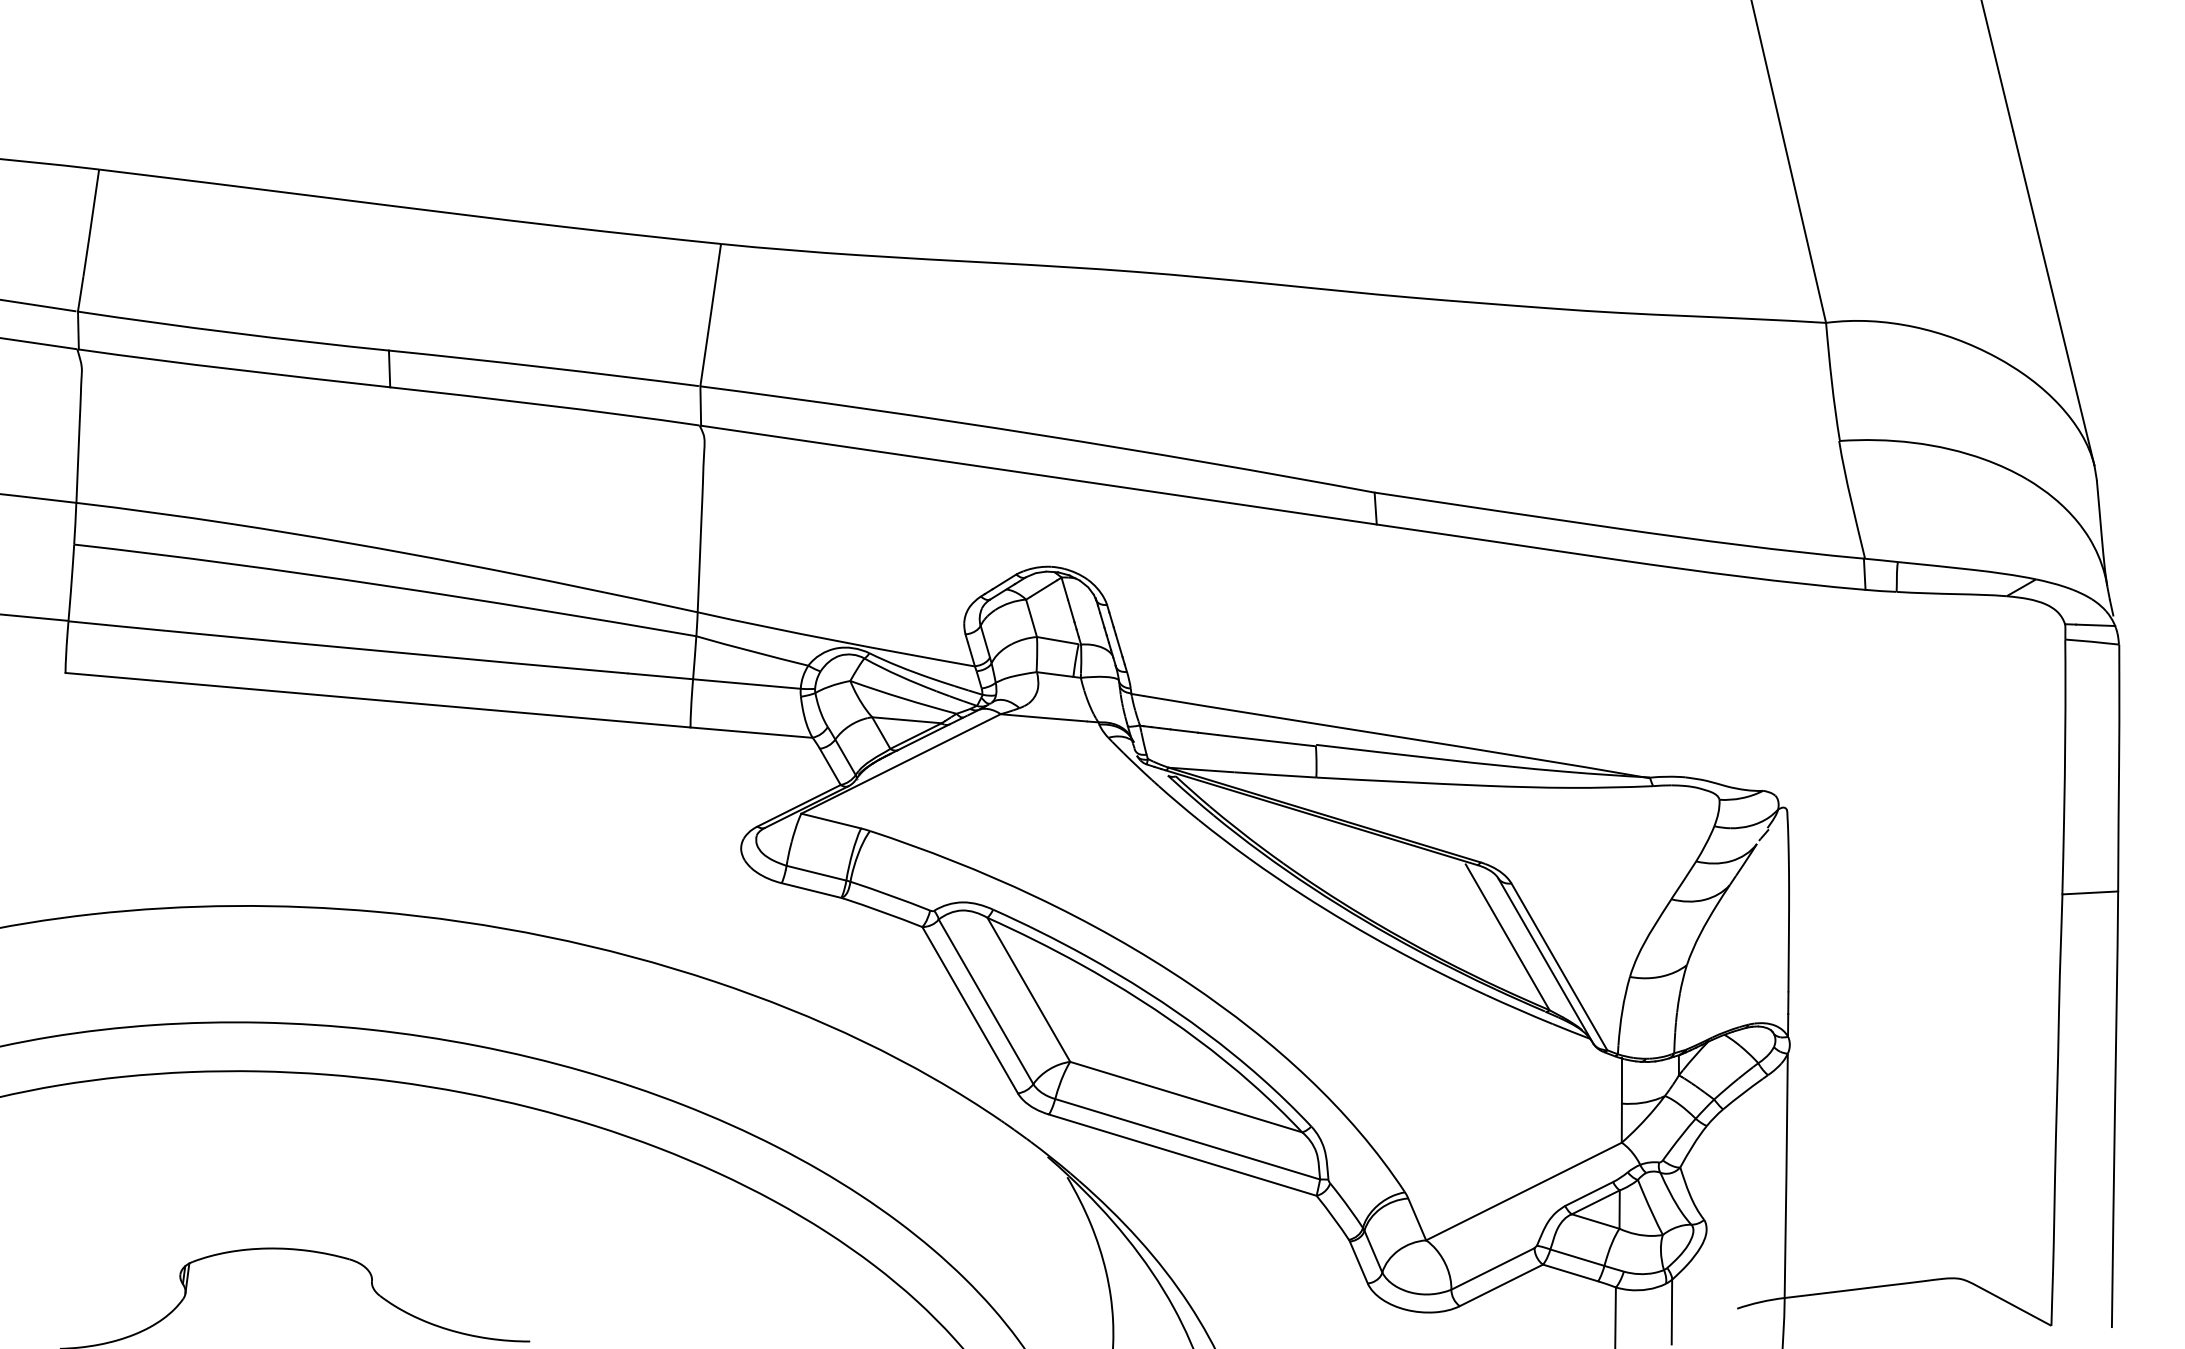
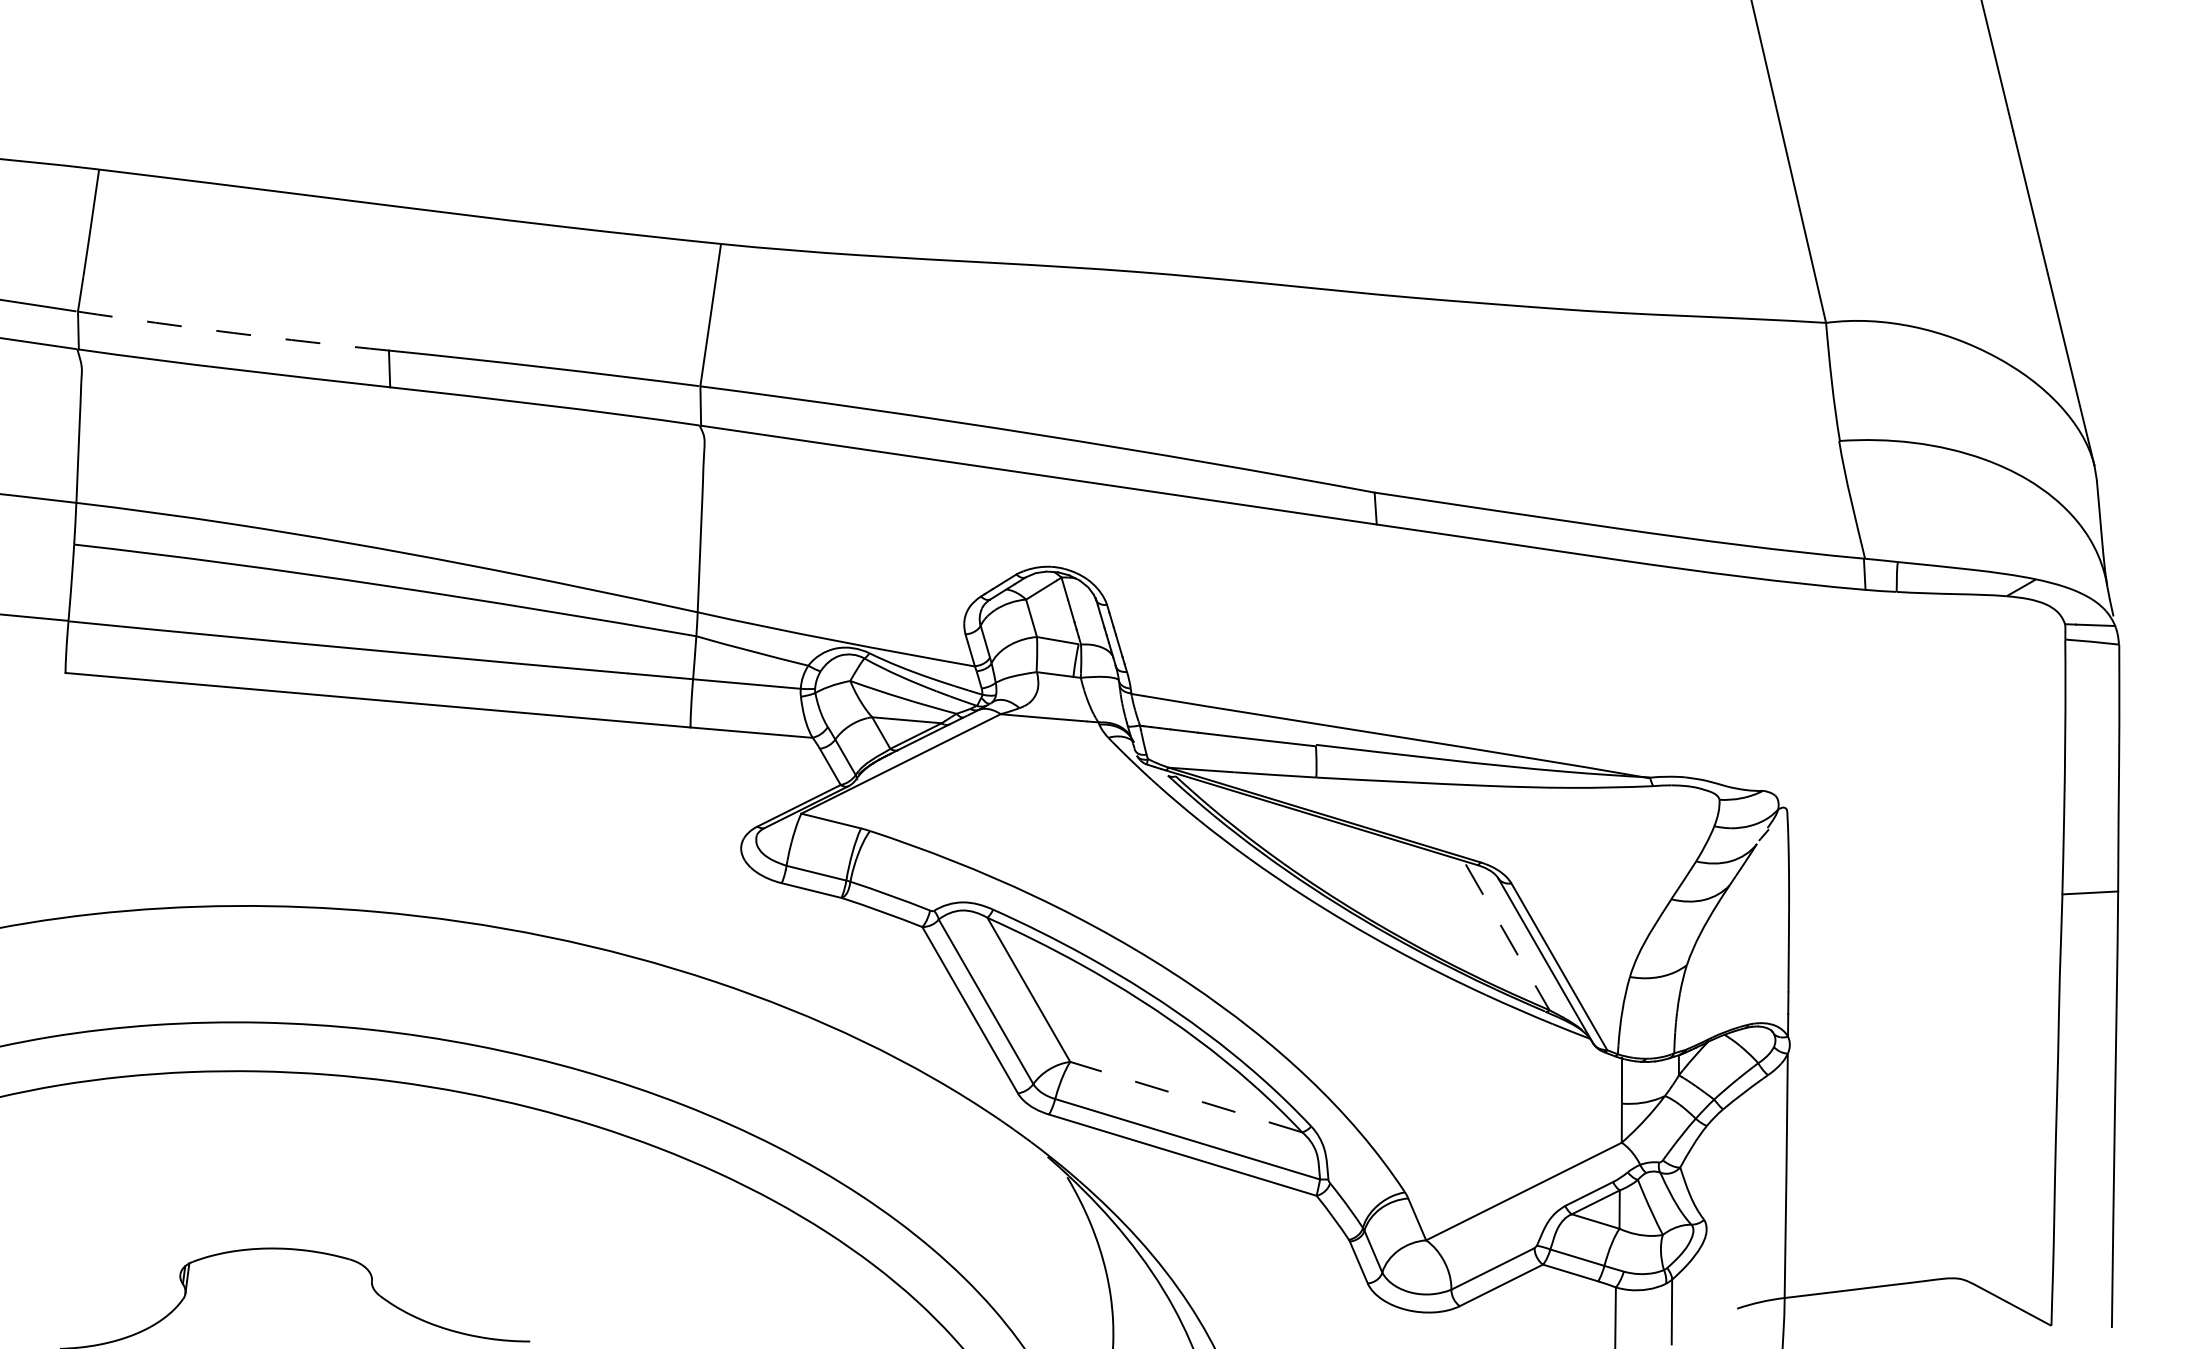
arc: solid -> dashed (233, 332)
line: solid -> dashed (1507, 937)
line: solid -> dashed (1185, 1096)
